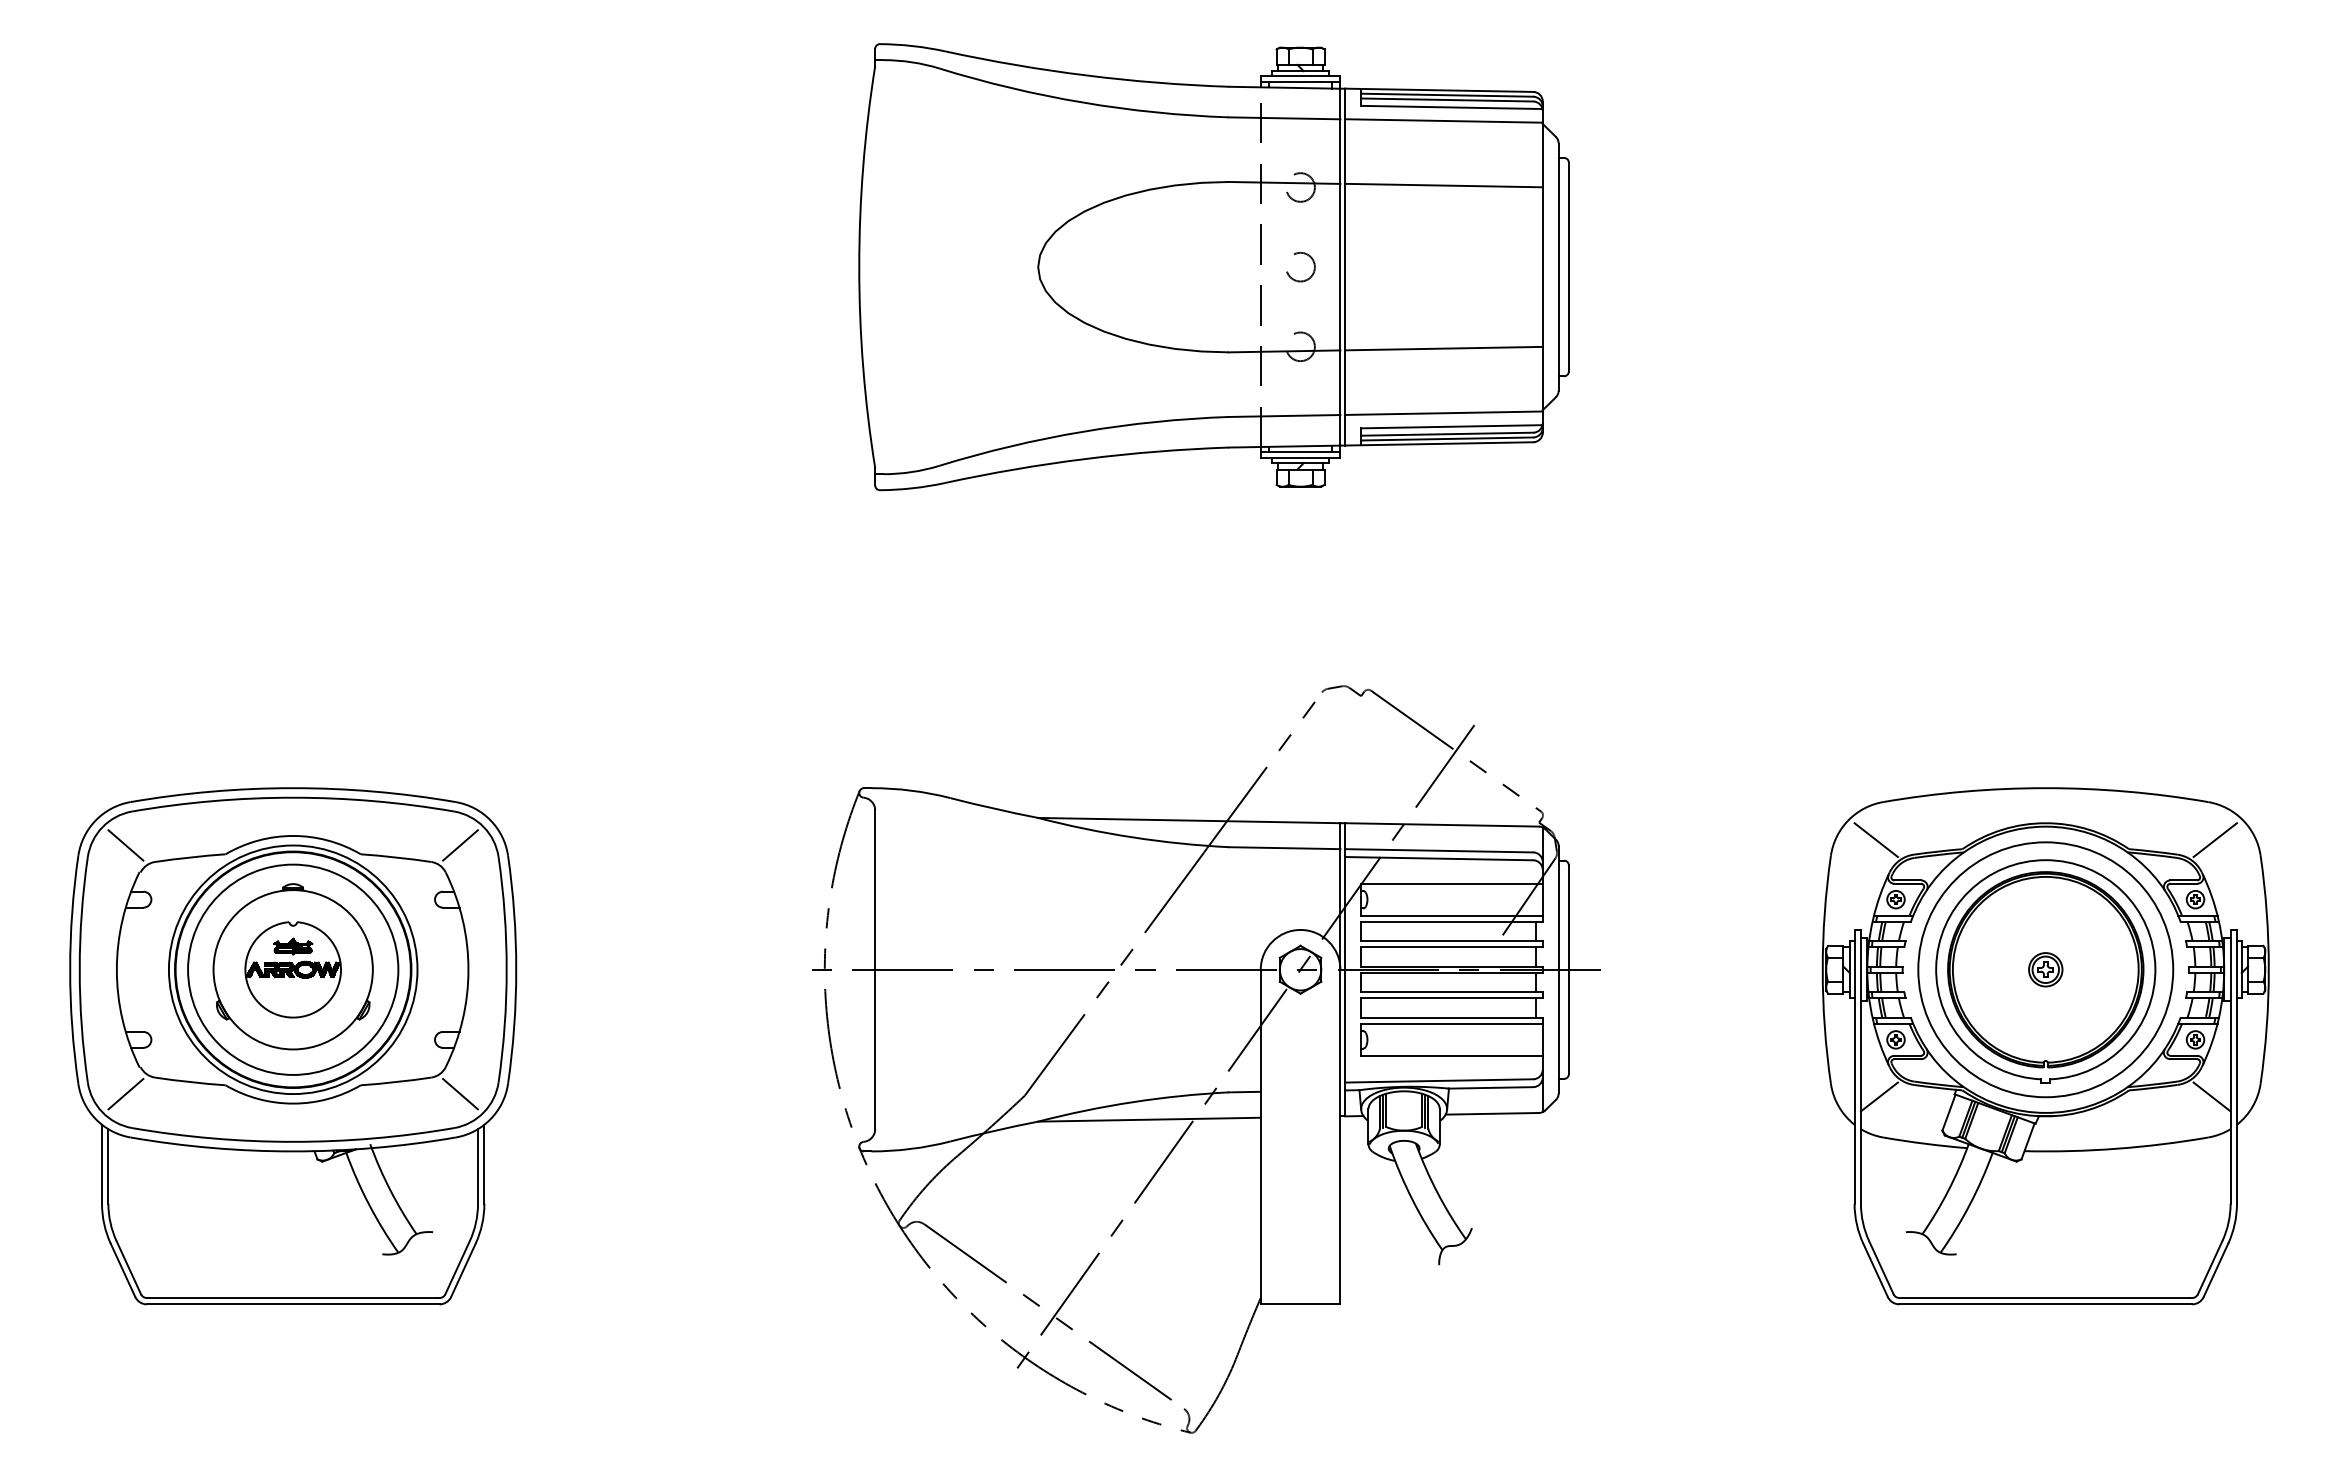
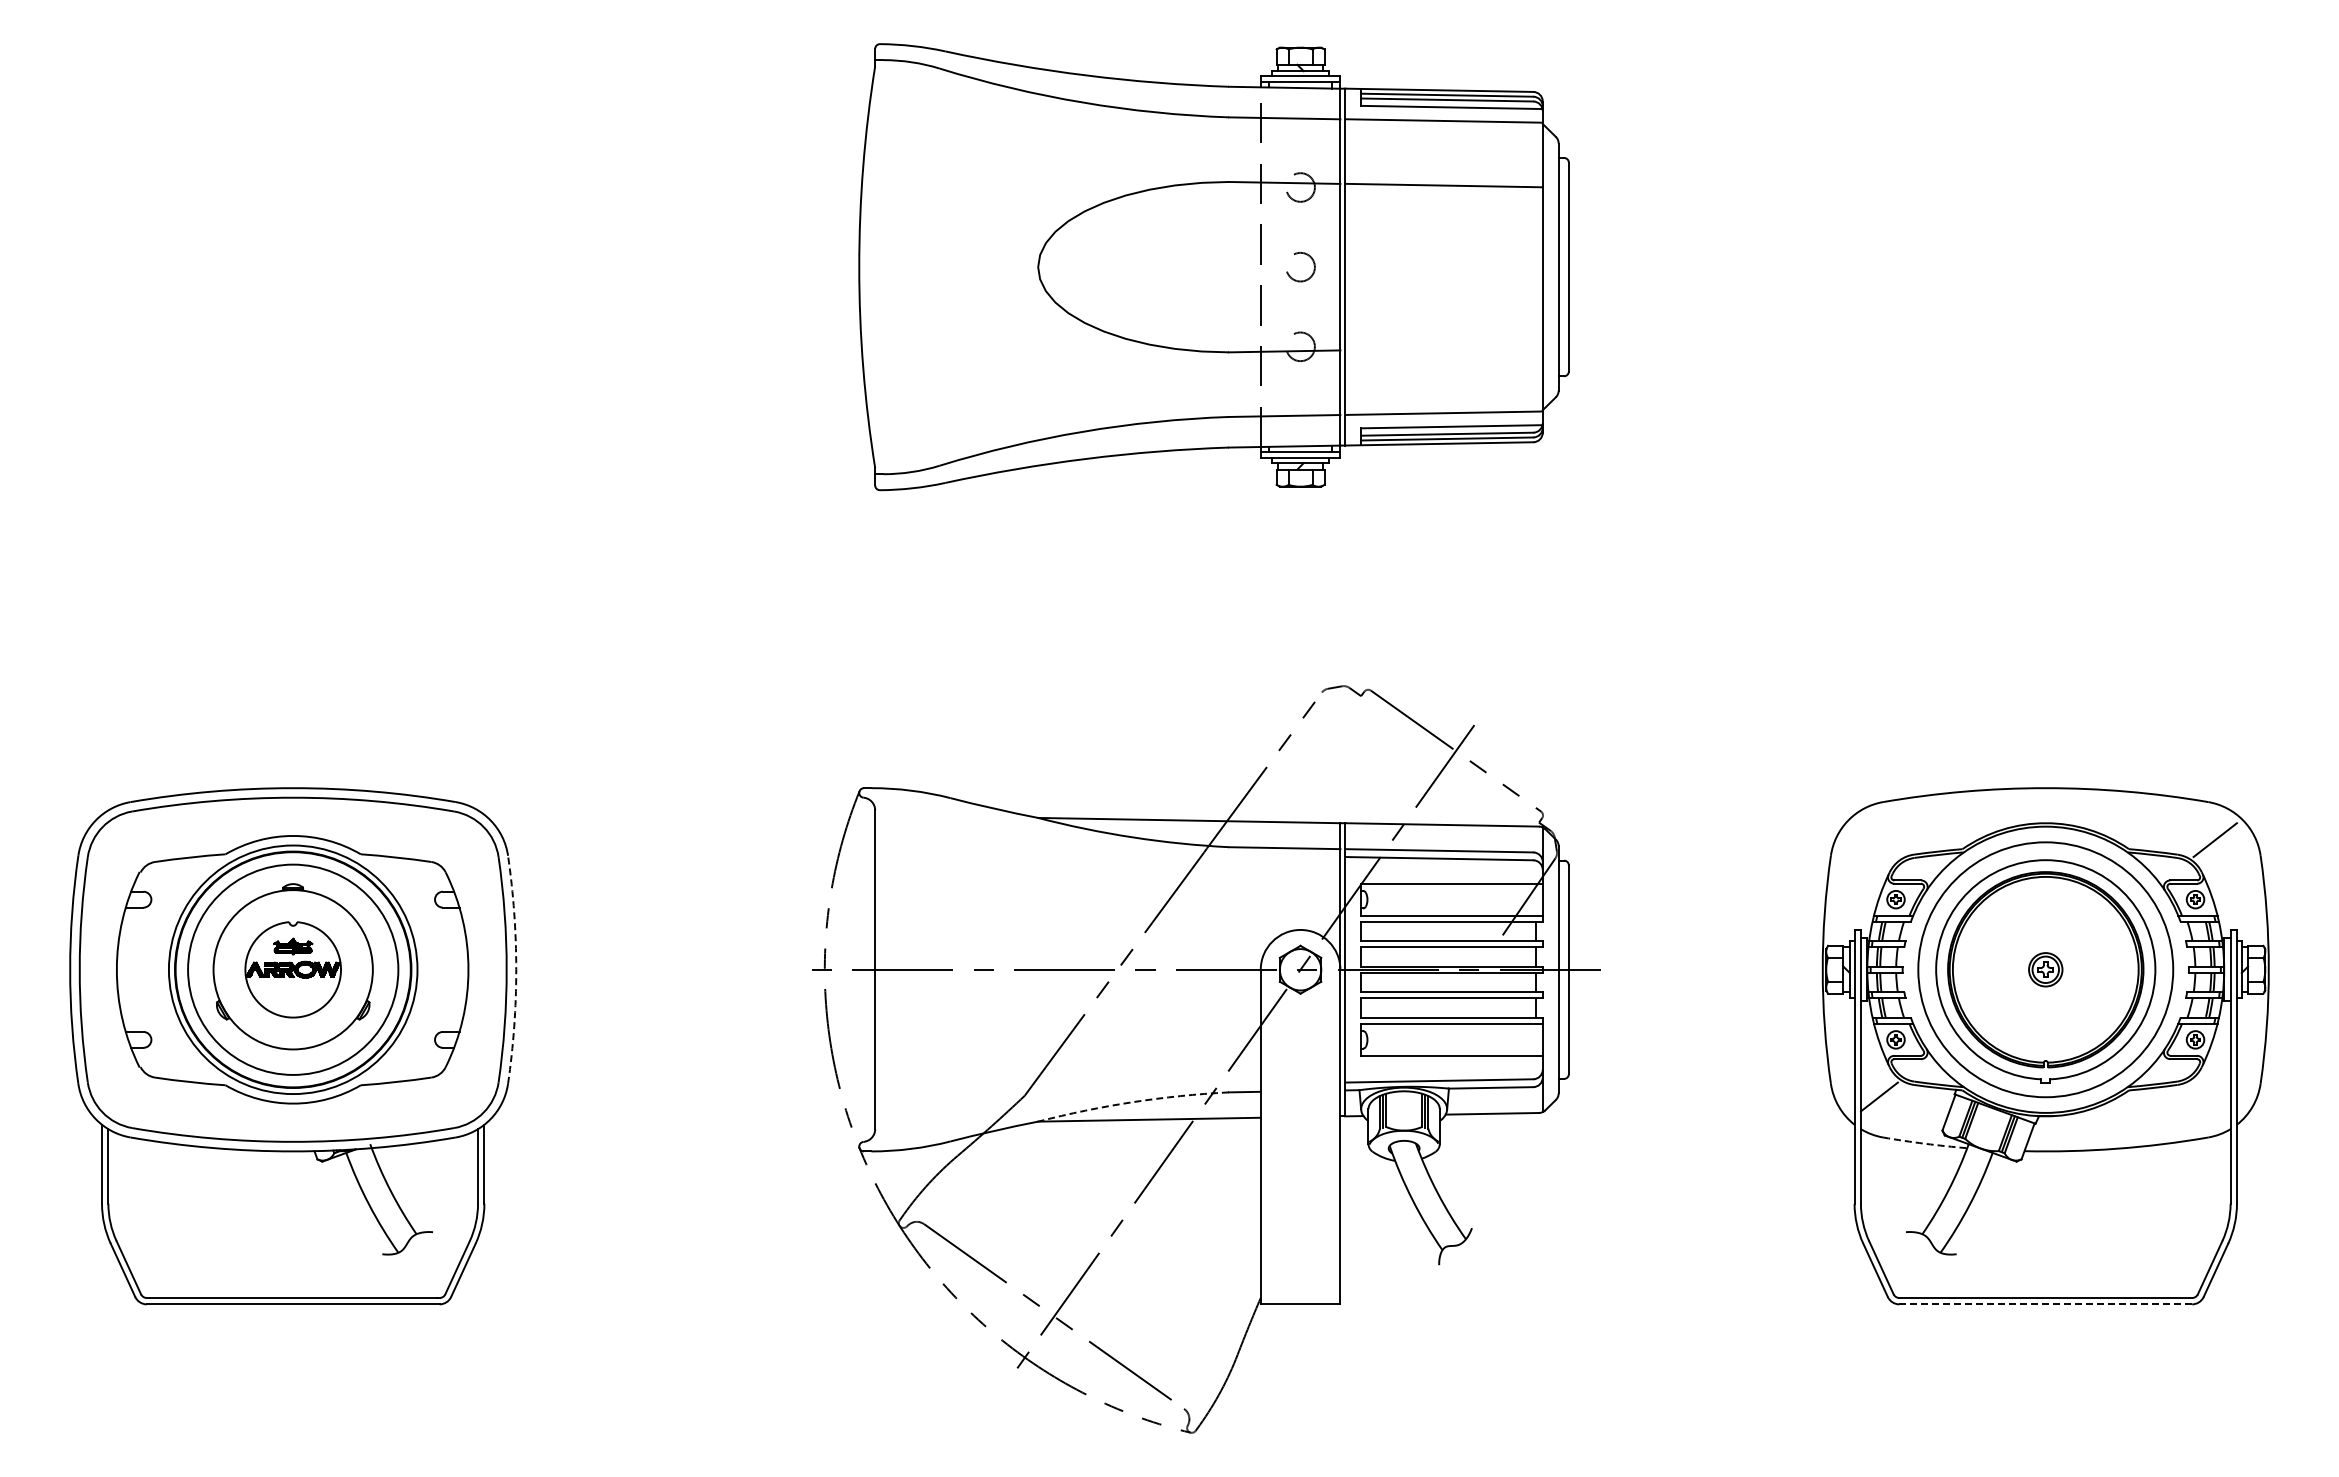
line: present -> none (1443, 348)
line: present -> none (1875, 840)
line: present -> none (125, 845)
line: present -> none (460, 845)
arc: solid -> dashed (516, 969)
line: present -> none (125, 1094)
line: present -> none (460, 1094)
line: present -> none (2211, 1096)
arc: solid -> dashed (1132, 1102)
arc: solid -> dashed (1925, 1143)
line: solid -> dashed (2046, 1304)
